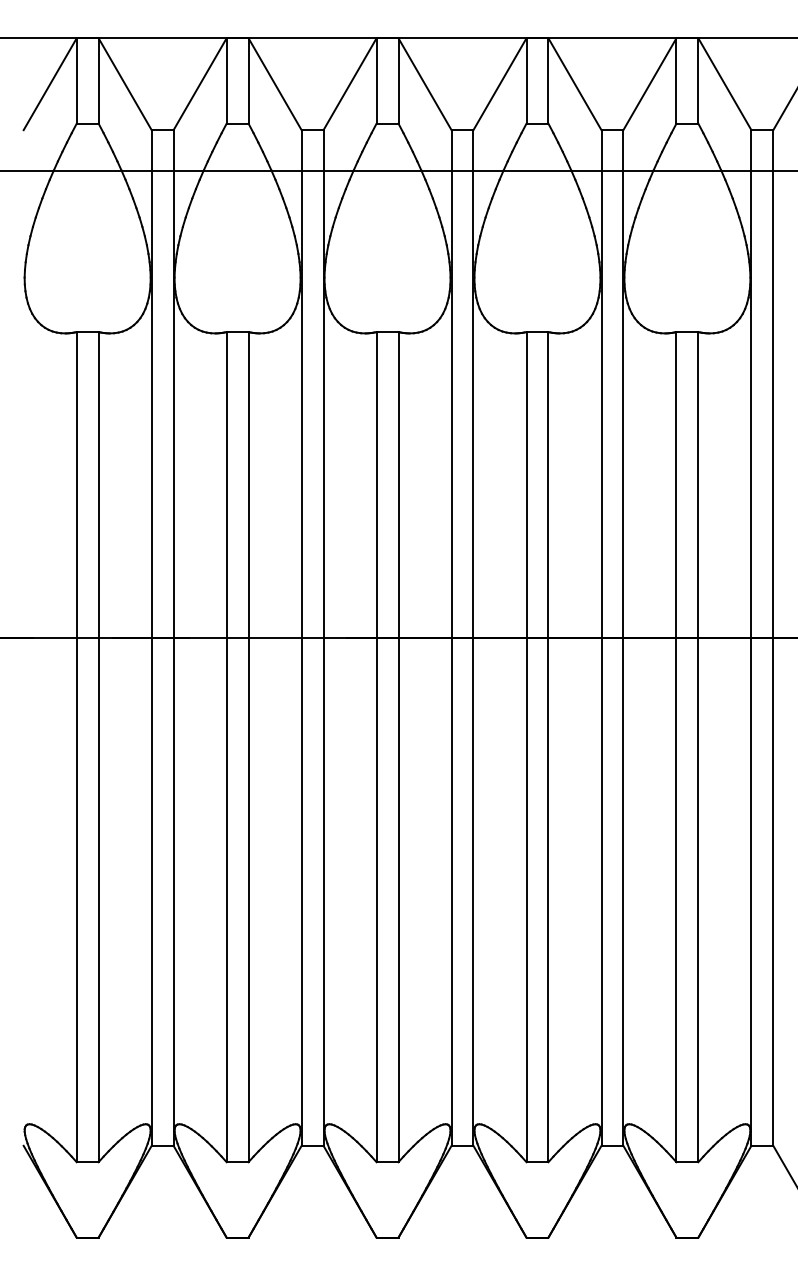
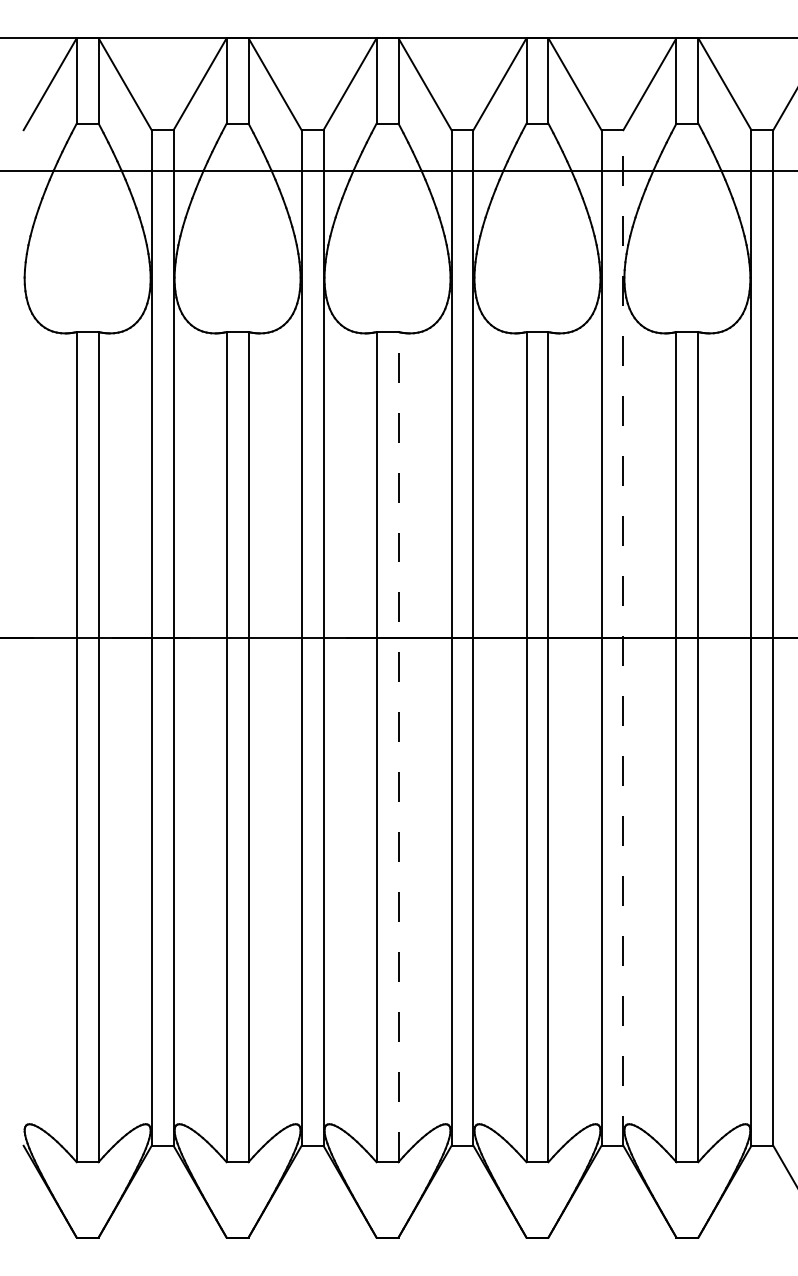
line: solid -> dashed (623, 638)
line: solid -> dashed (398, 746)
